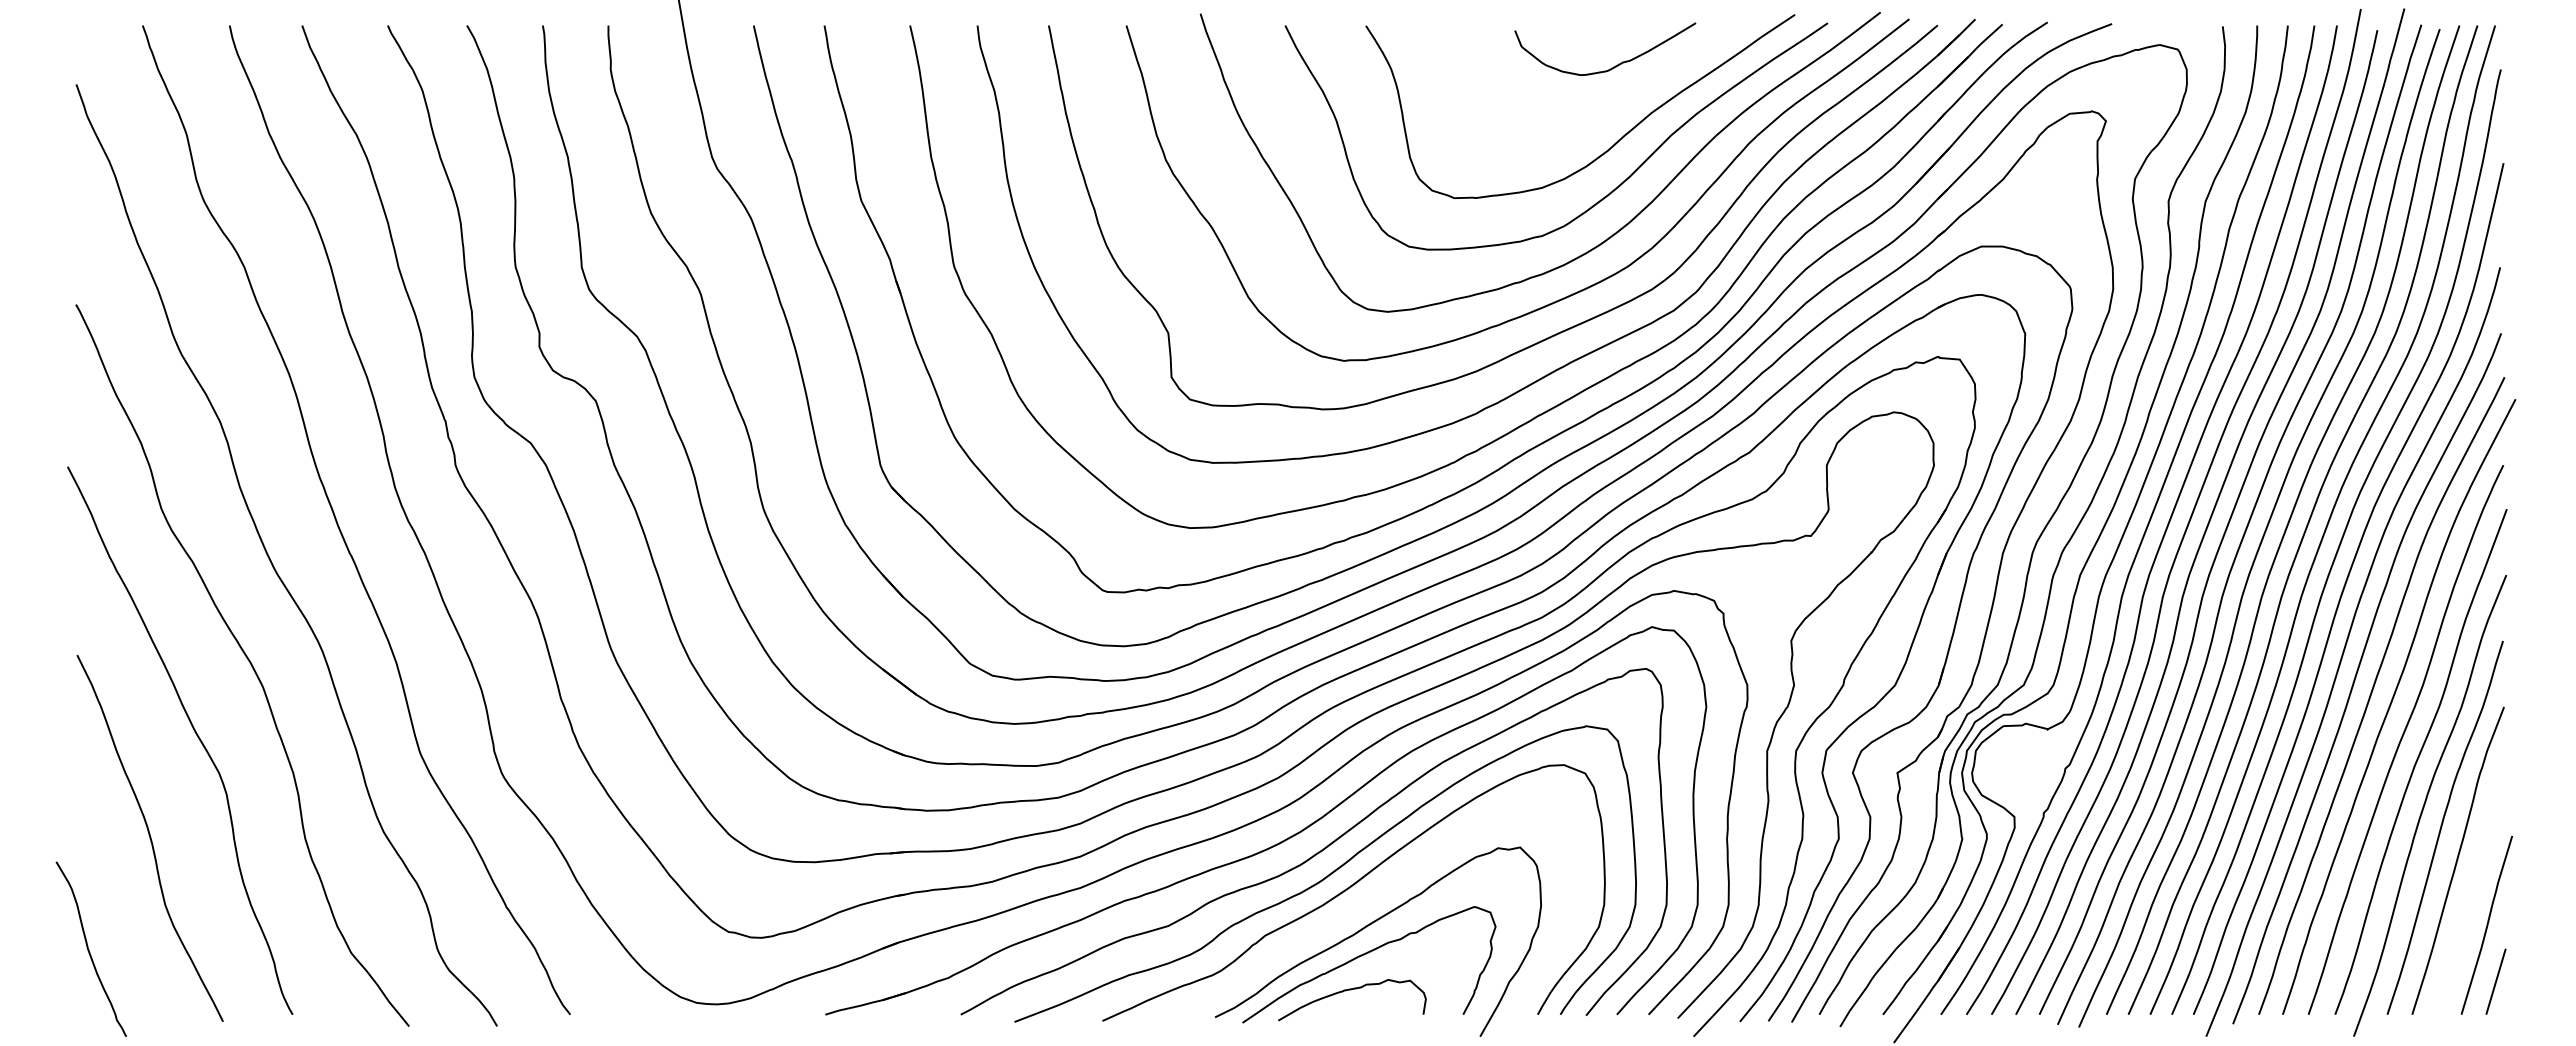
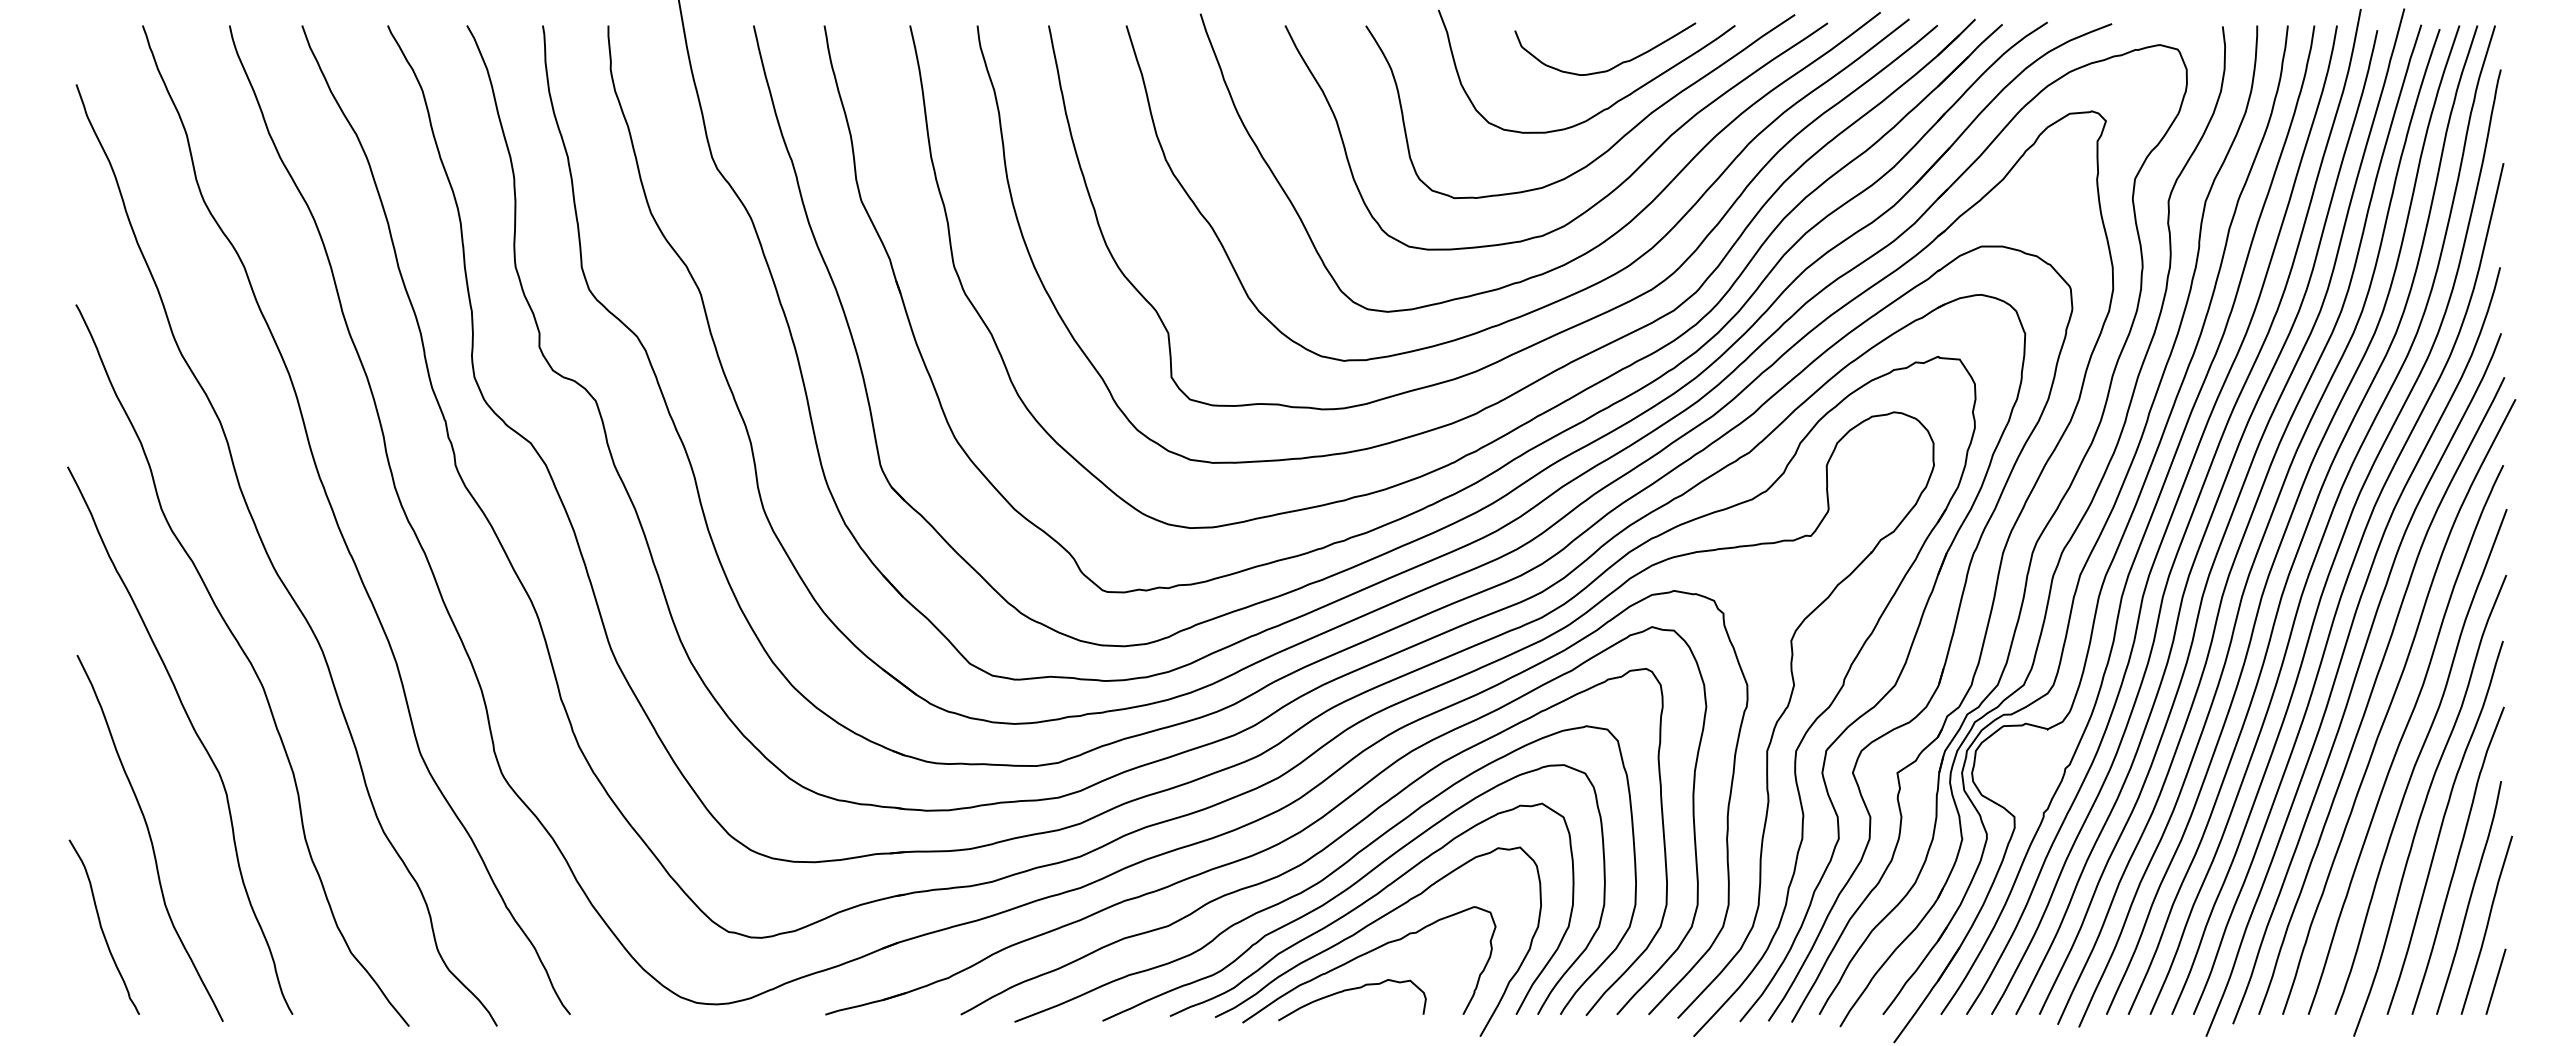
curve: none -> present (1604, 108)
curve: none -> present (2469, 897)
curve: none -> present (1366, 902)
curve position: (89, 949) -> (102, 927) (102, 927)
